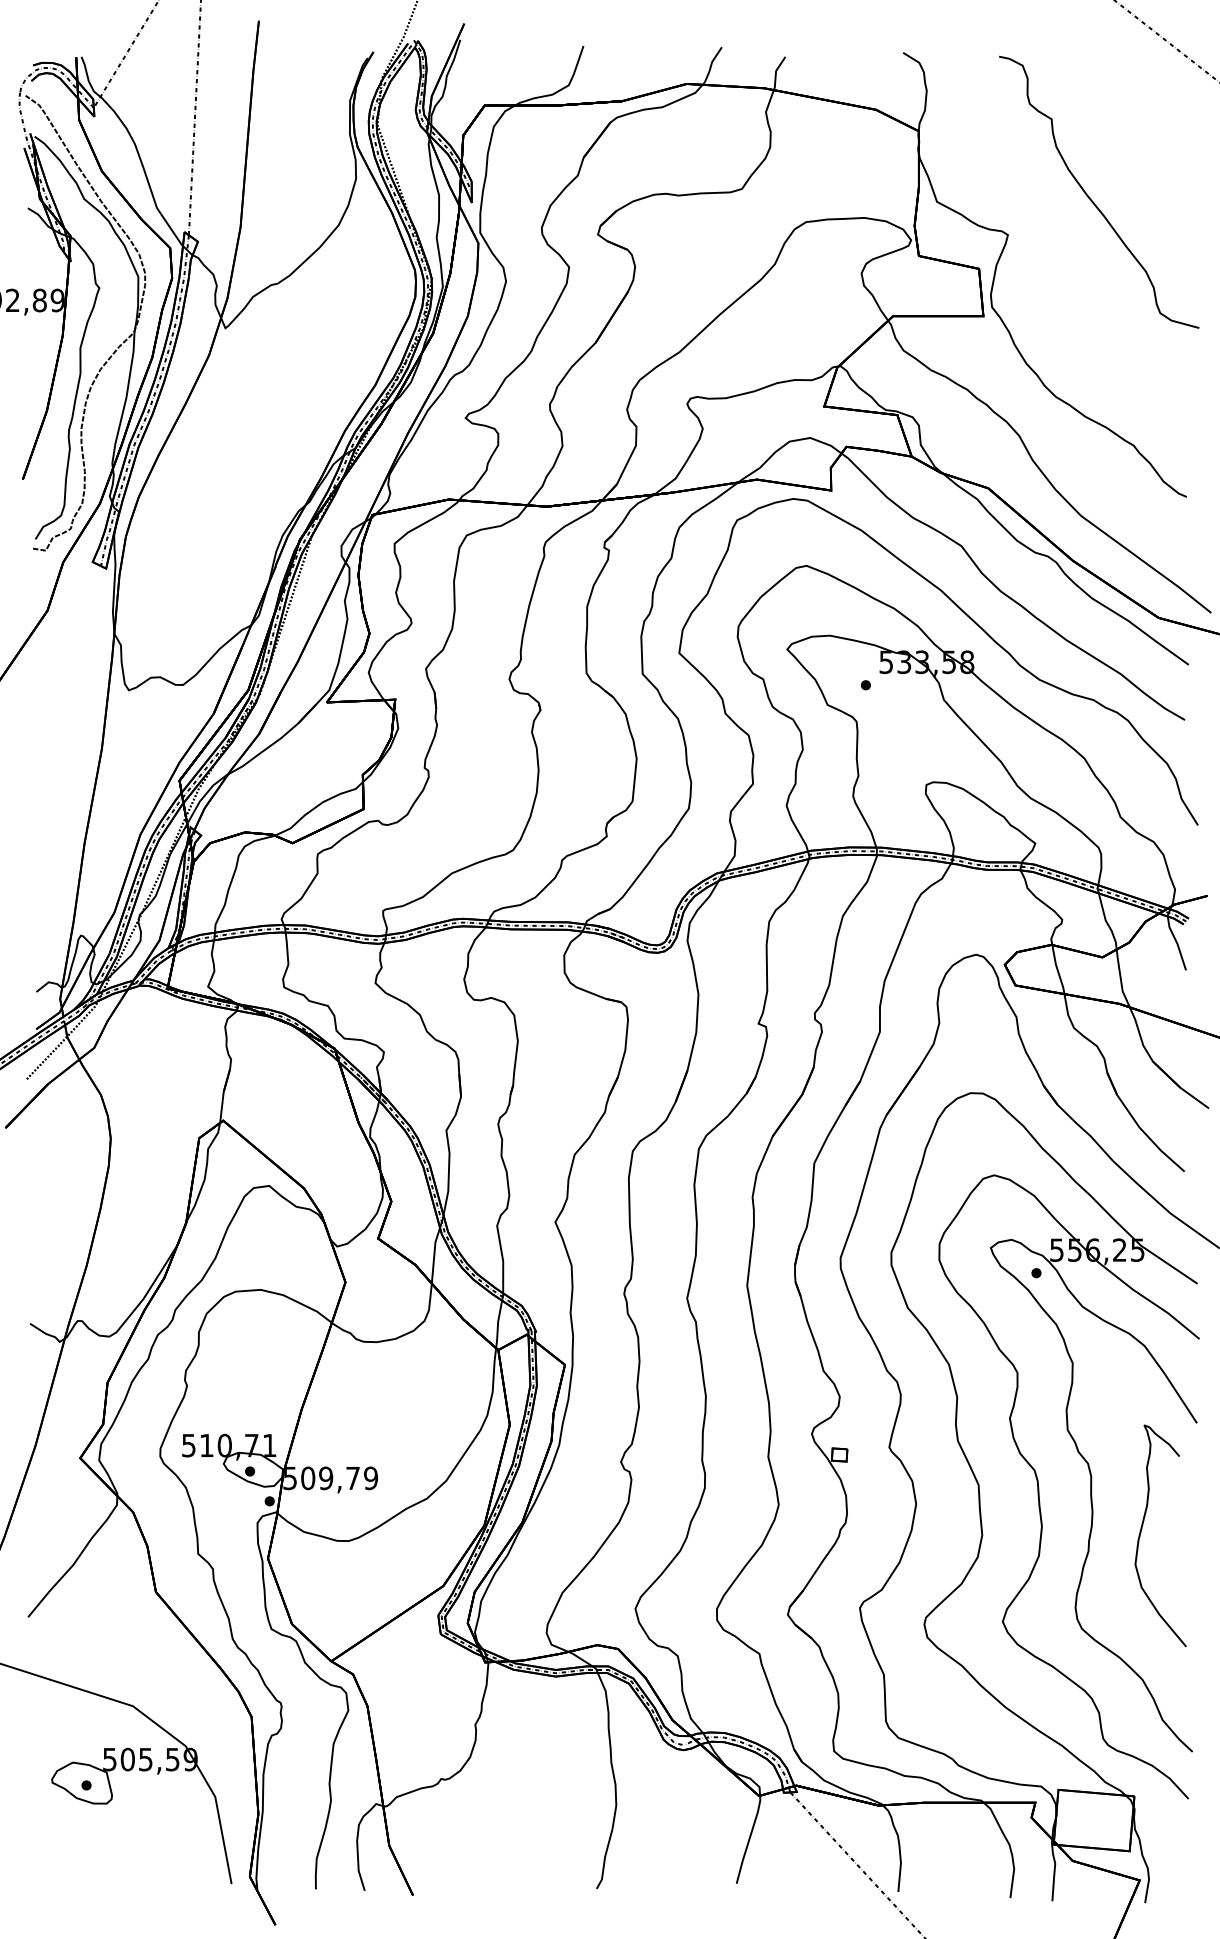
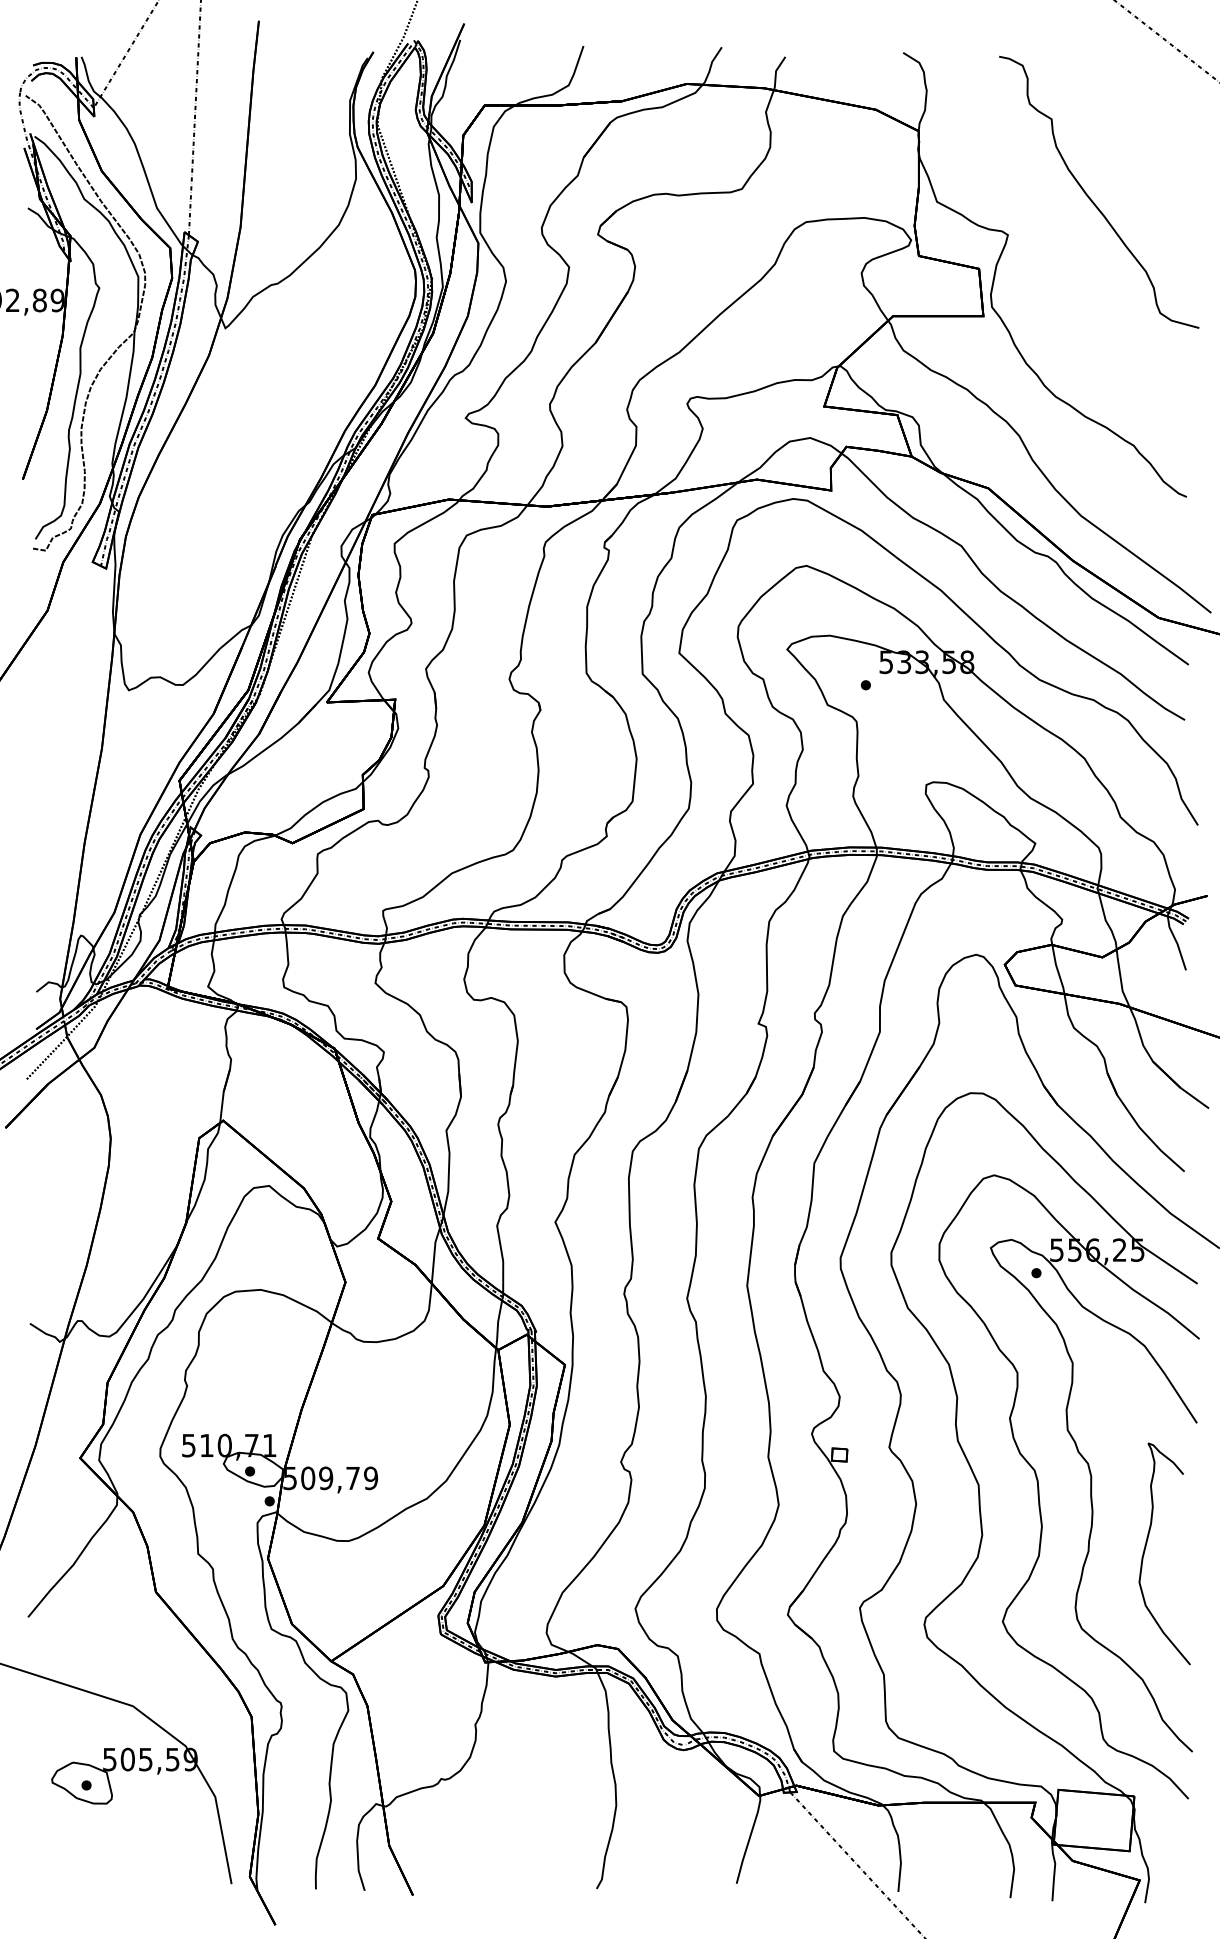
curve position: (1142, 1529) -> (1146, 1547) (1146, 1547)
